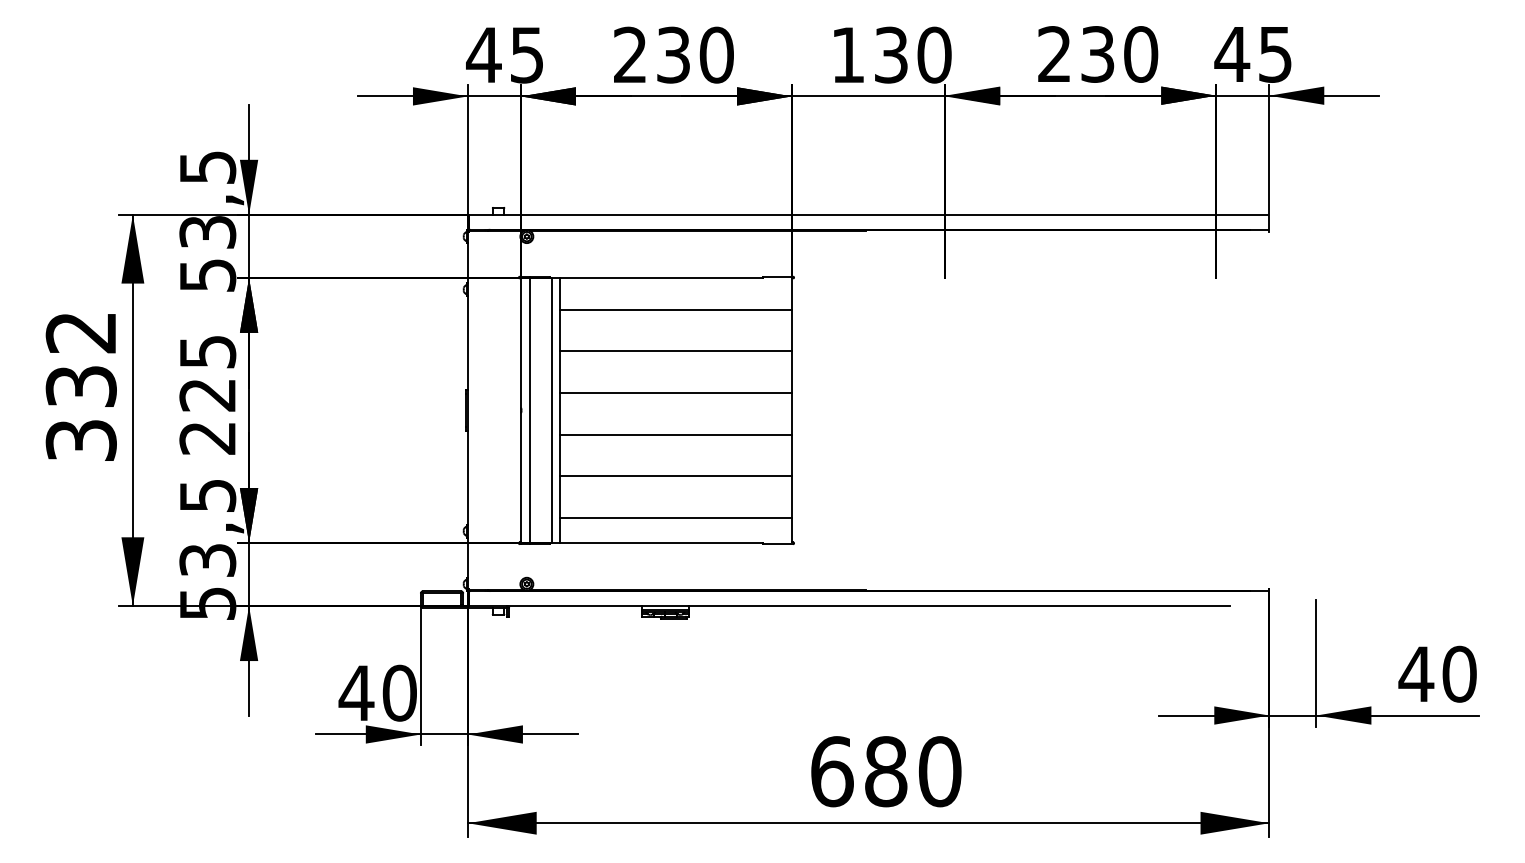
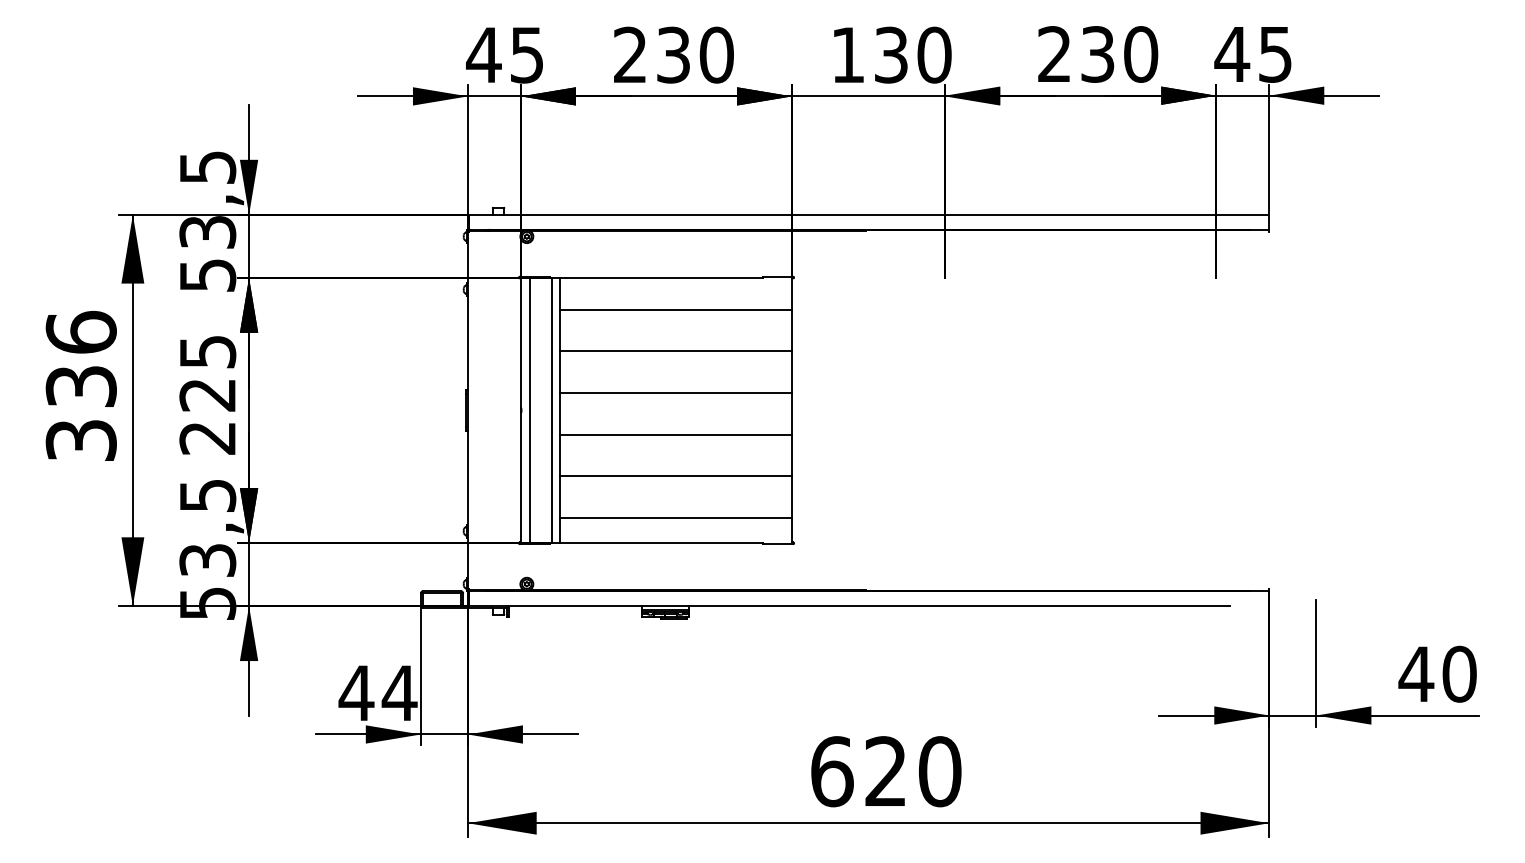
text: 332 -> 336 (80, 331)
text: 40 -> 44 (399, 692)
text: 680 -> 620 (886, 771)
